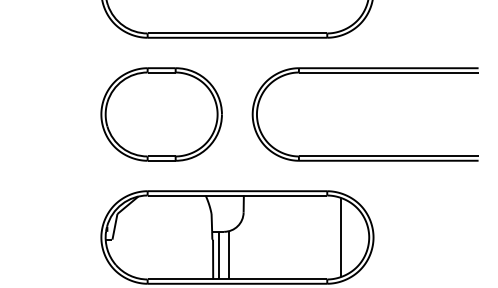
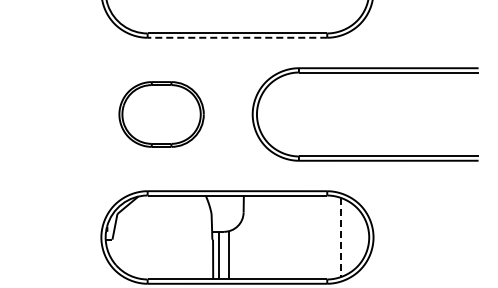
line: solid -> dashed (237, 37)
part size: 123x95 px -> 87x67 px (161, 114)
line: solid -> dashed (340, 237)
